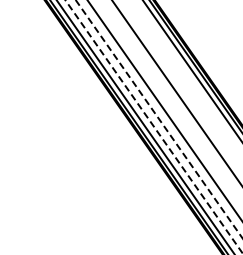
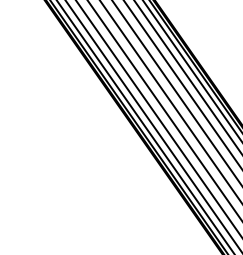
line: none -> present (187, 76)
line: none -> present (182, 83)
line: none -> present (170, 100)
line: dashed -> solid (159, 119)
line: dashed -> solid (154, 126)
